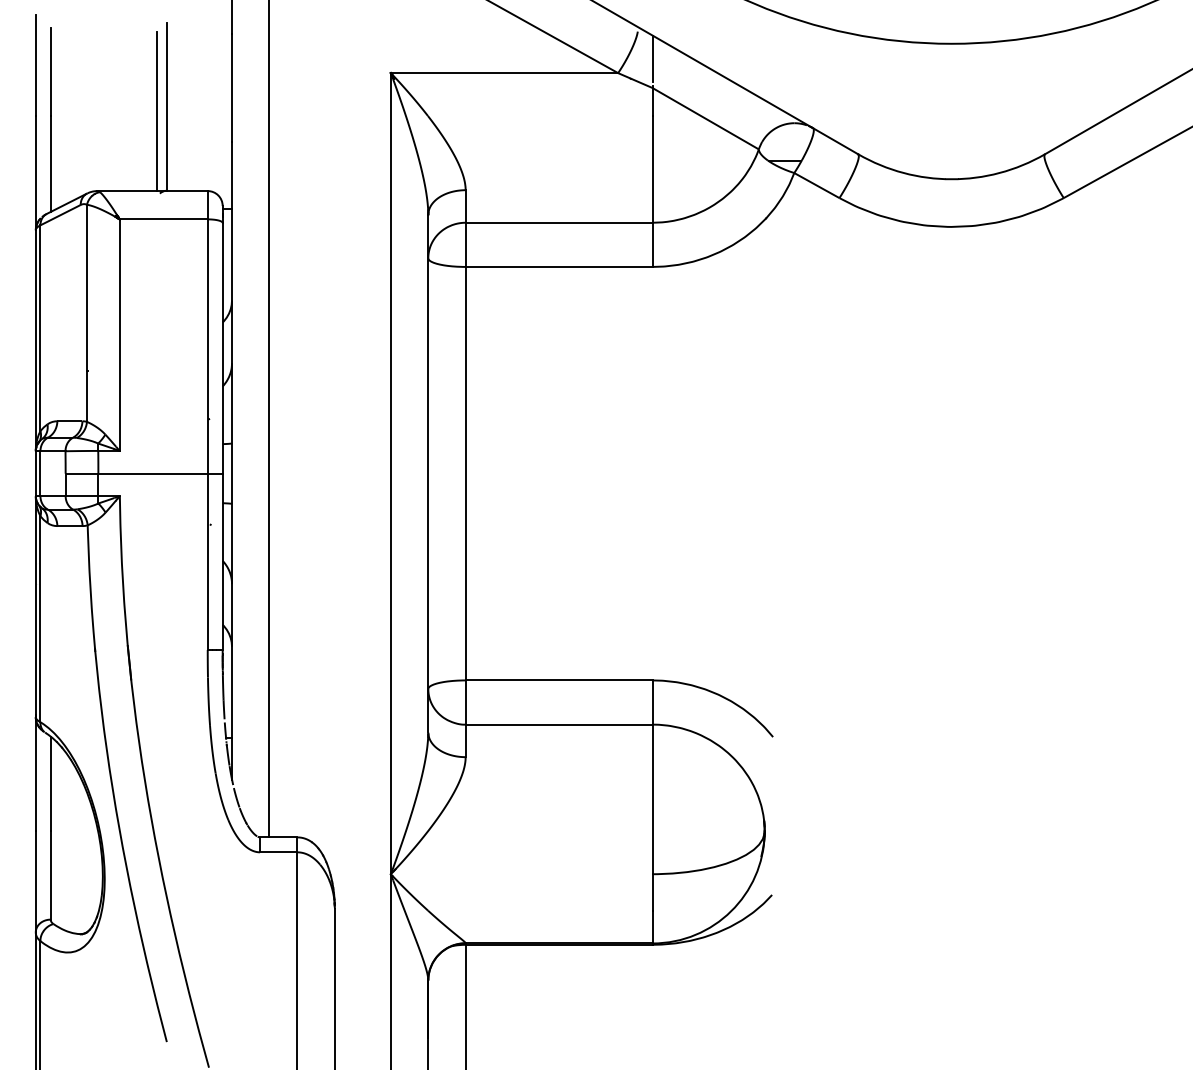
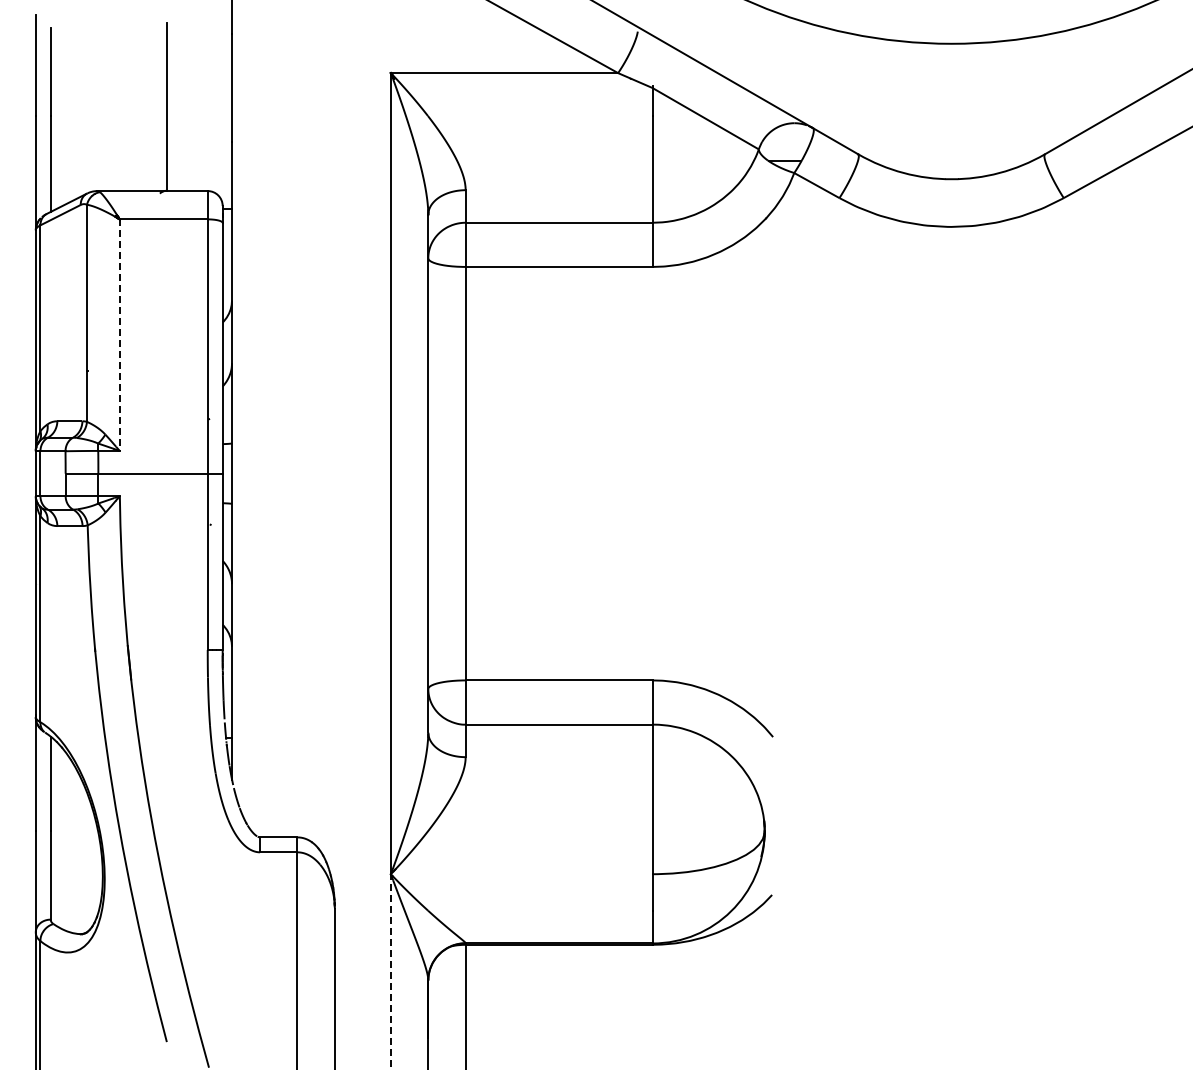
line: present -> none (652, 58)
line: present -> none (157, 111)
line: solid -> dashed (119, 335)
line: present -> none (269, 419)
line: solid -> dashed (390, 971)
